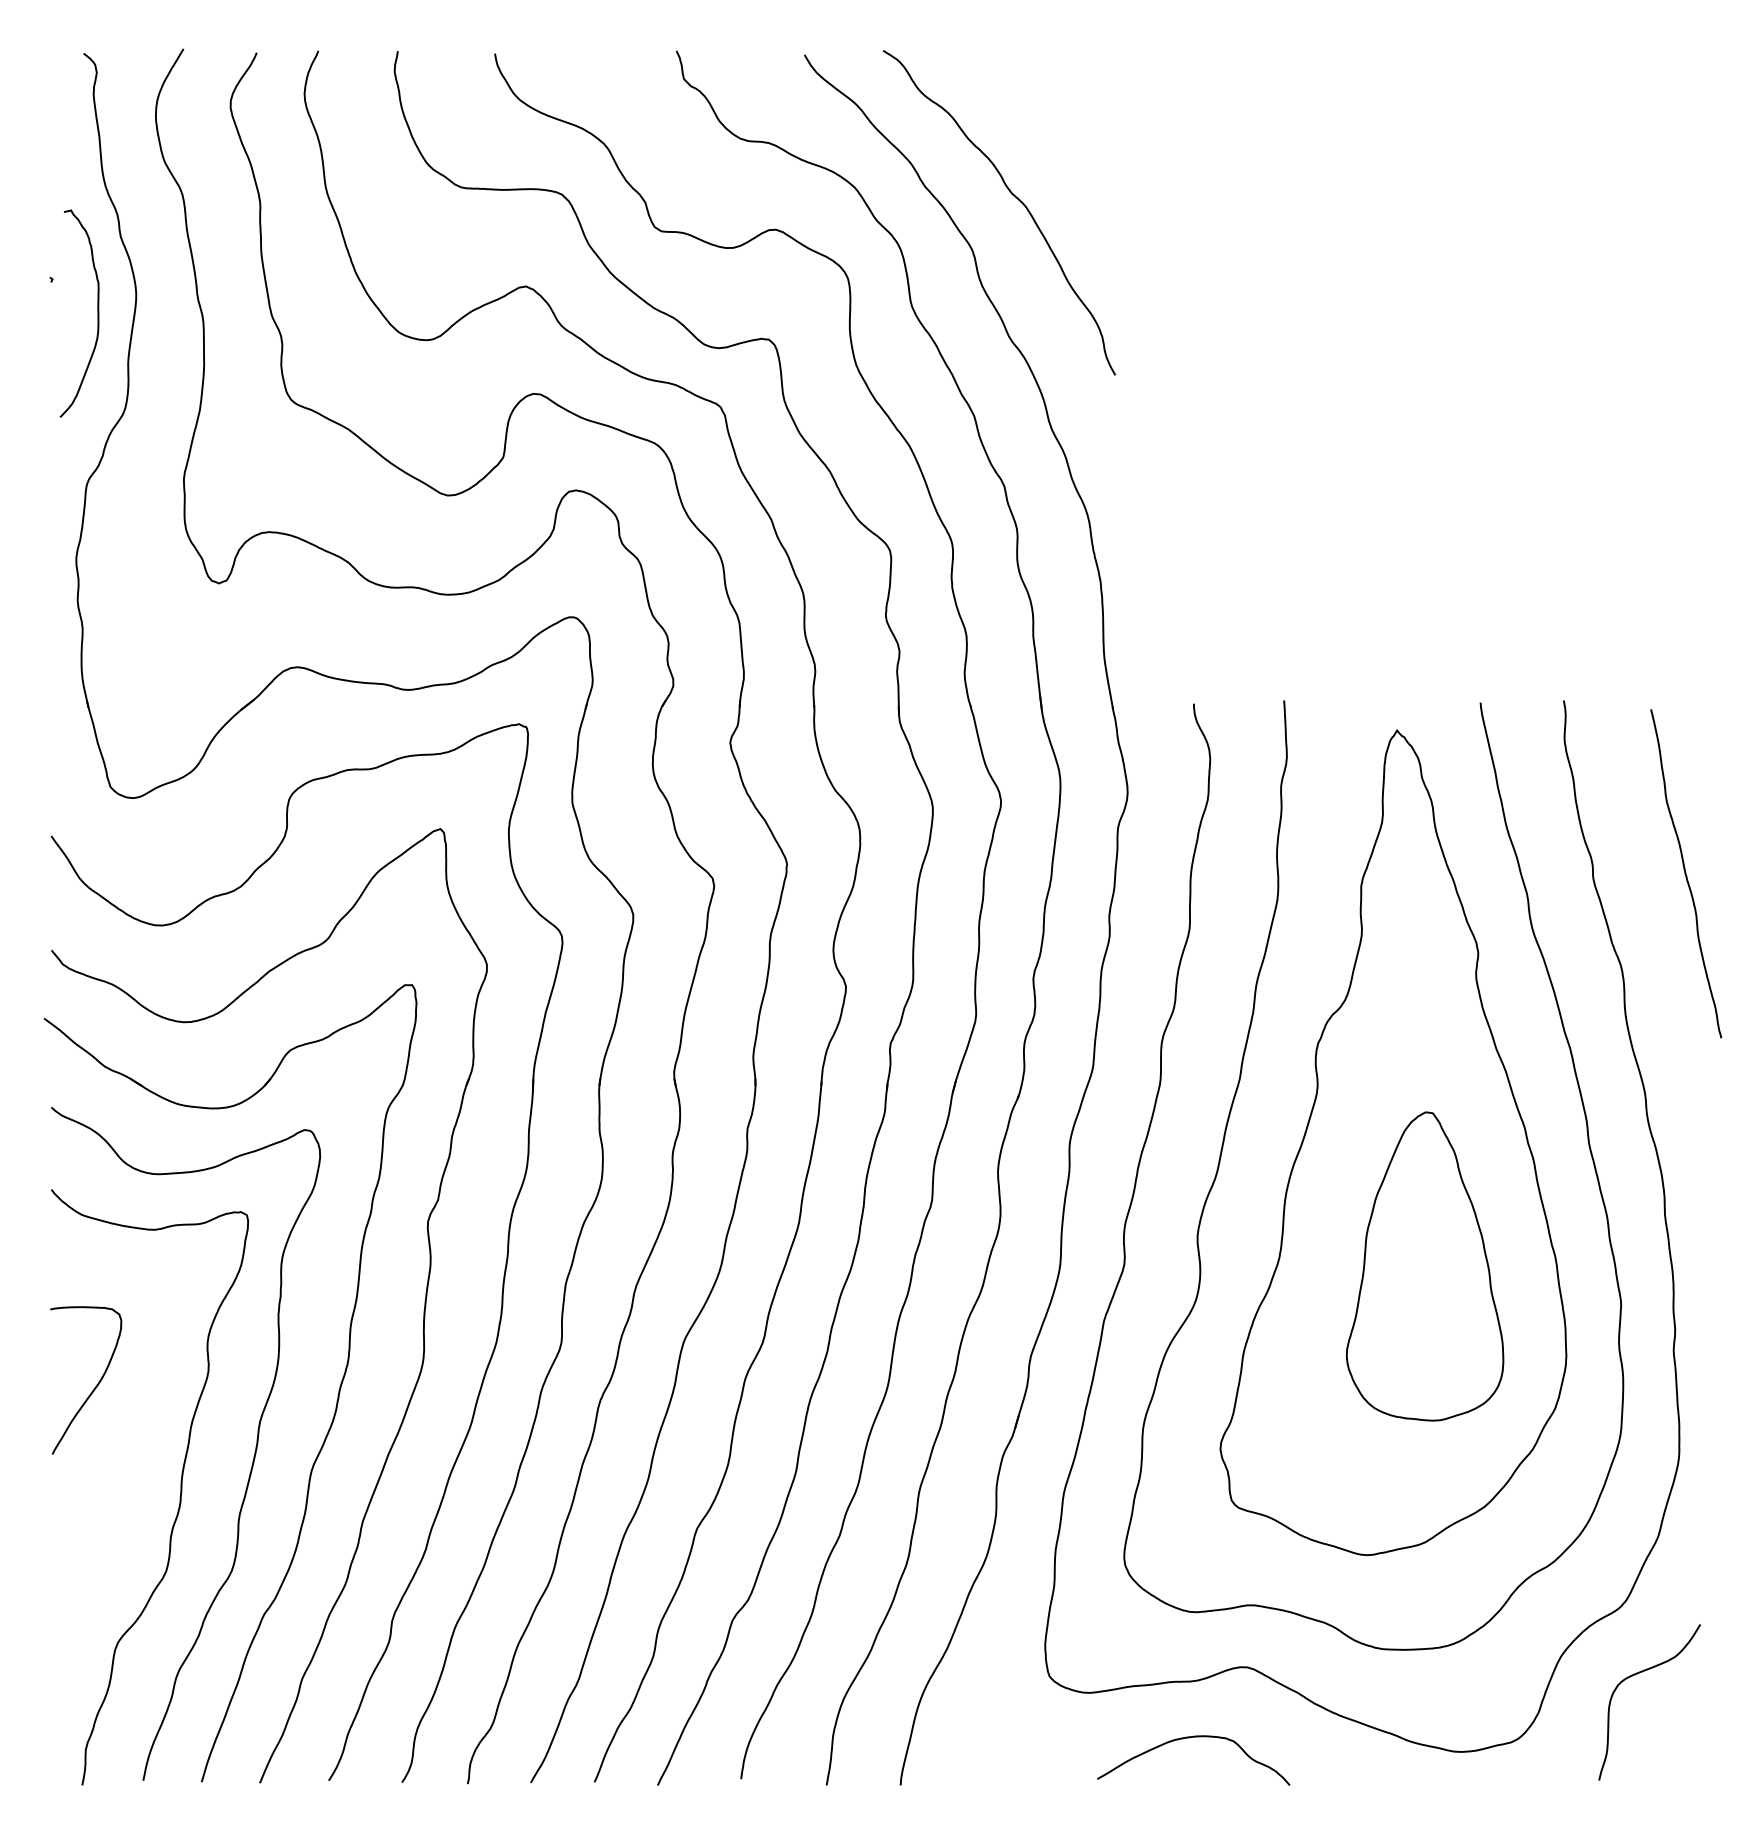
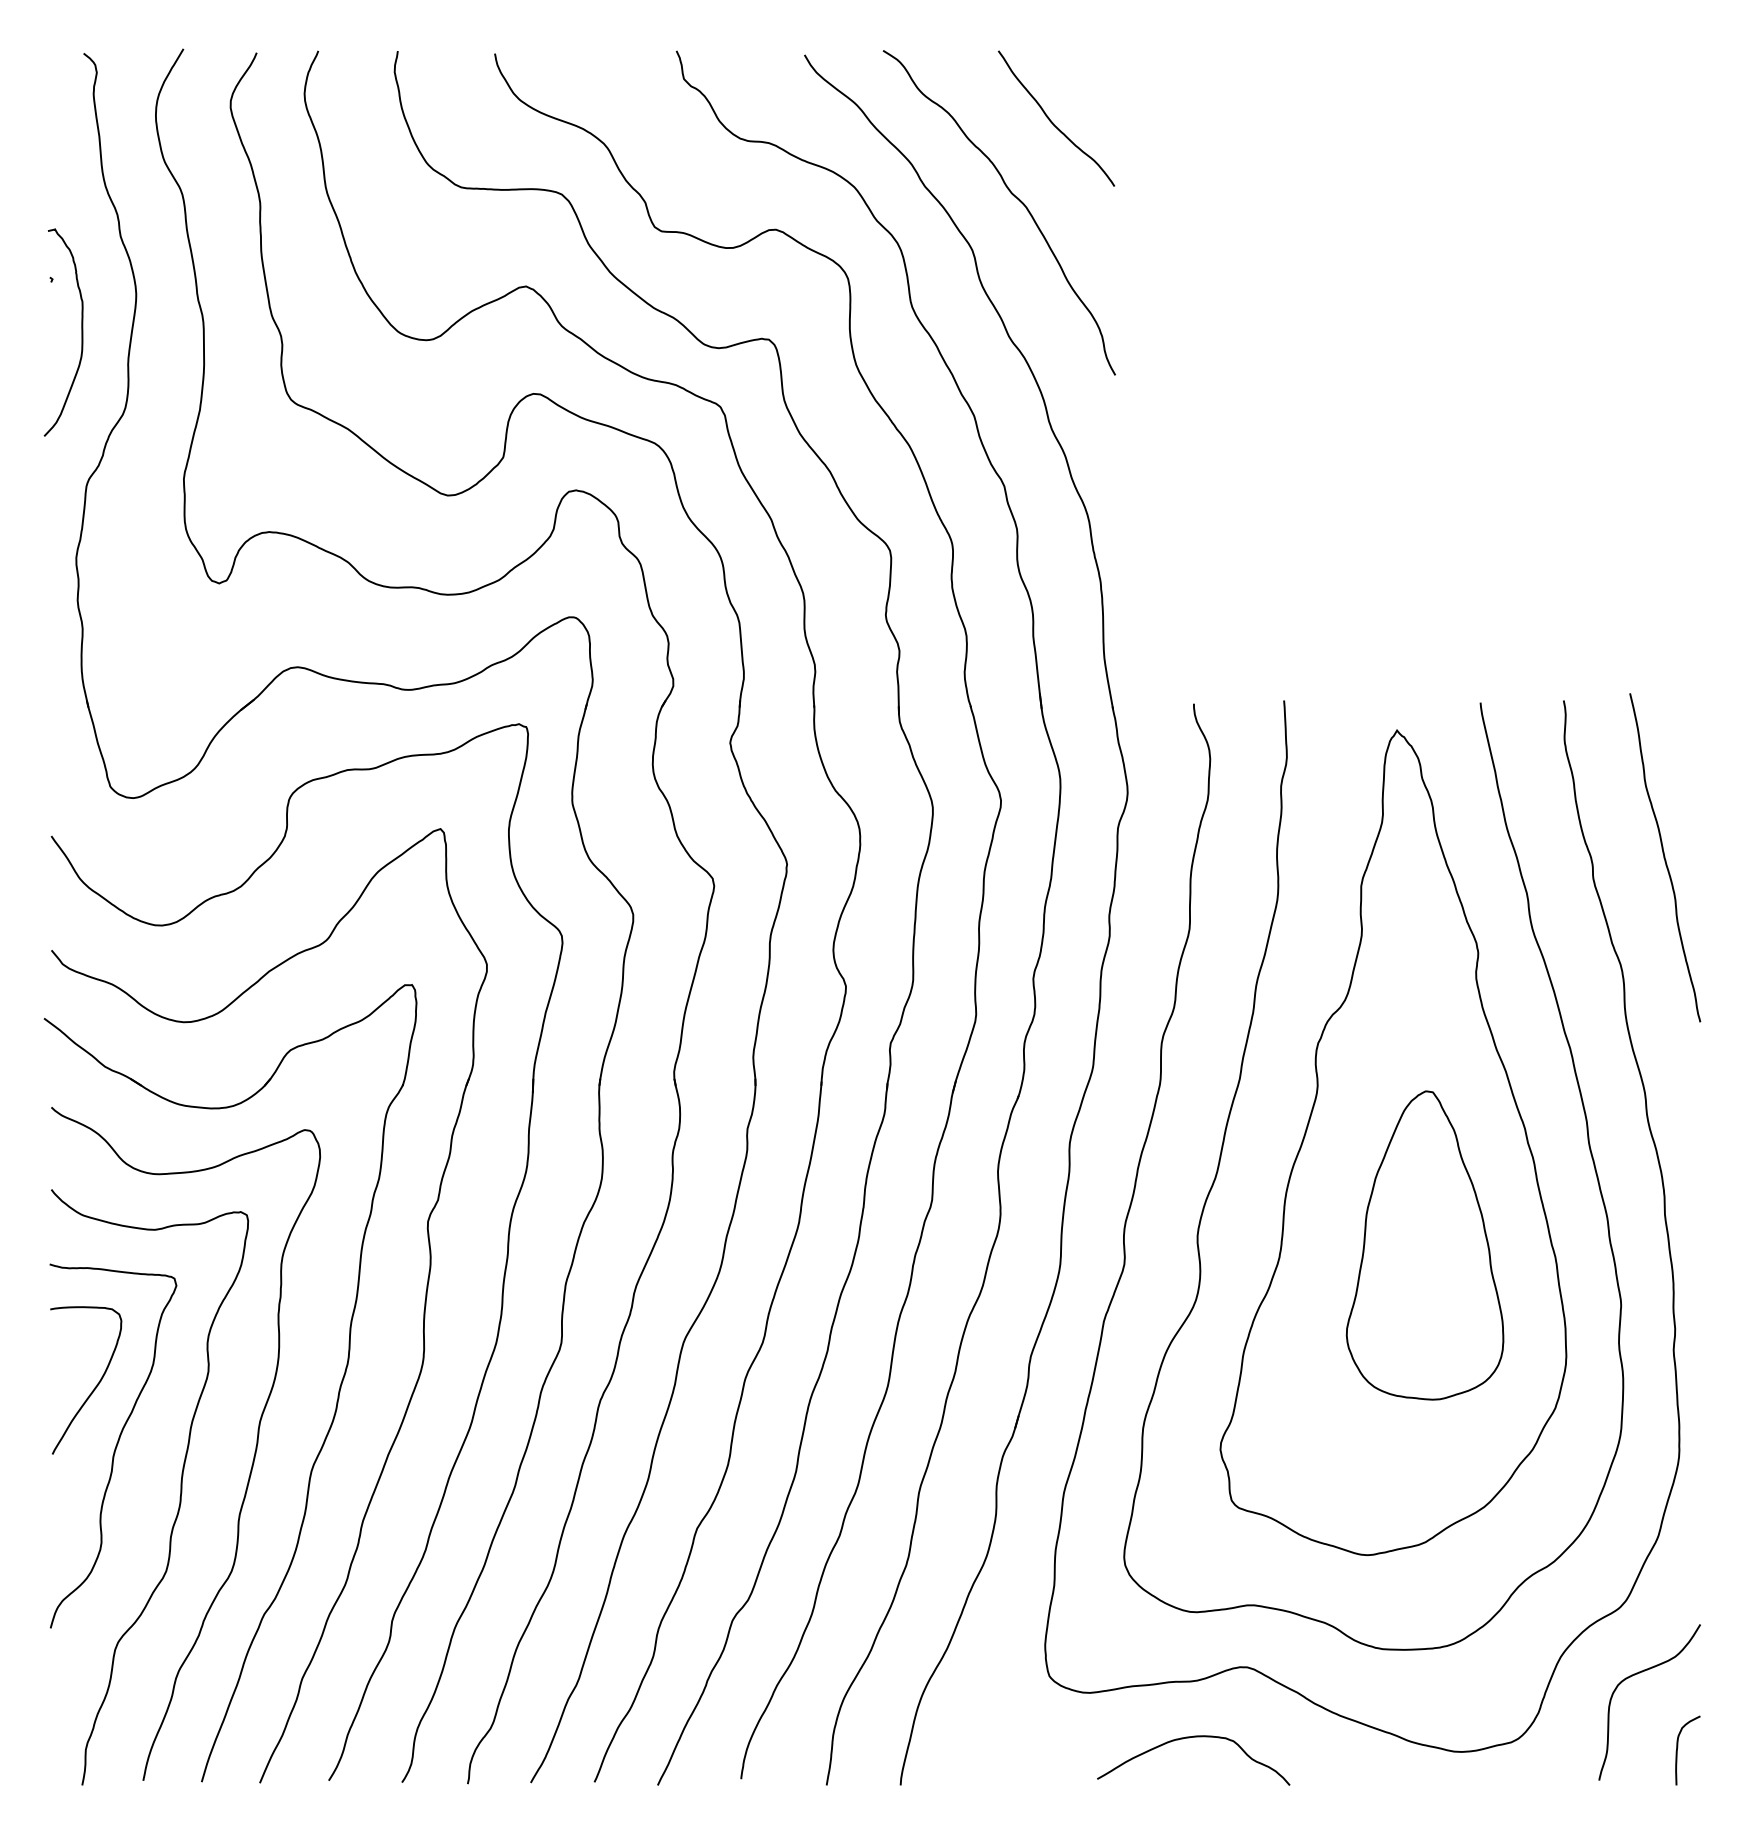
curve: none -> present (1052, 121)
curve position: (97, 313) -> (81, 332) (81, 332)
curve position: (1686, 873) -> (1665, 857) (1665, 857)
part position: (1424, 1266) -> (1424, 1245) (1424, 1245)
curve: none -> present (115, 1445)
curve: none -> present (1678, 1747)
